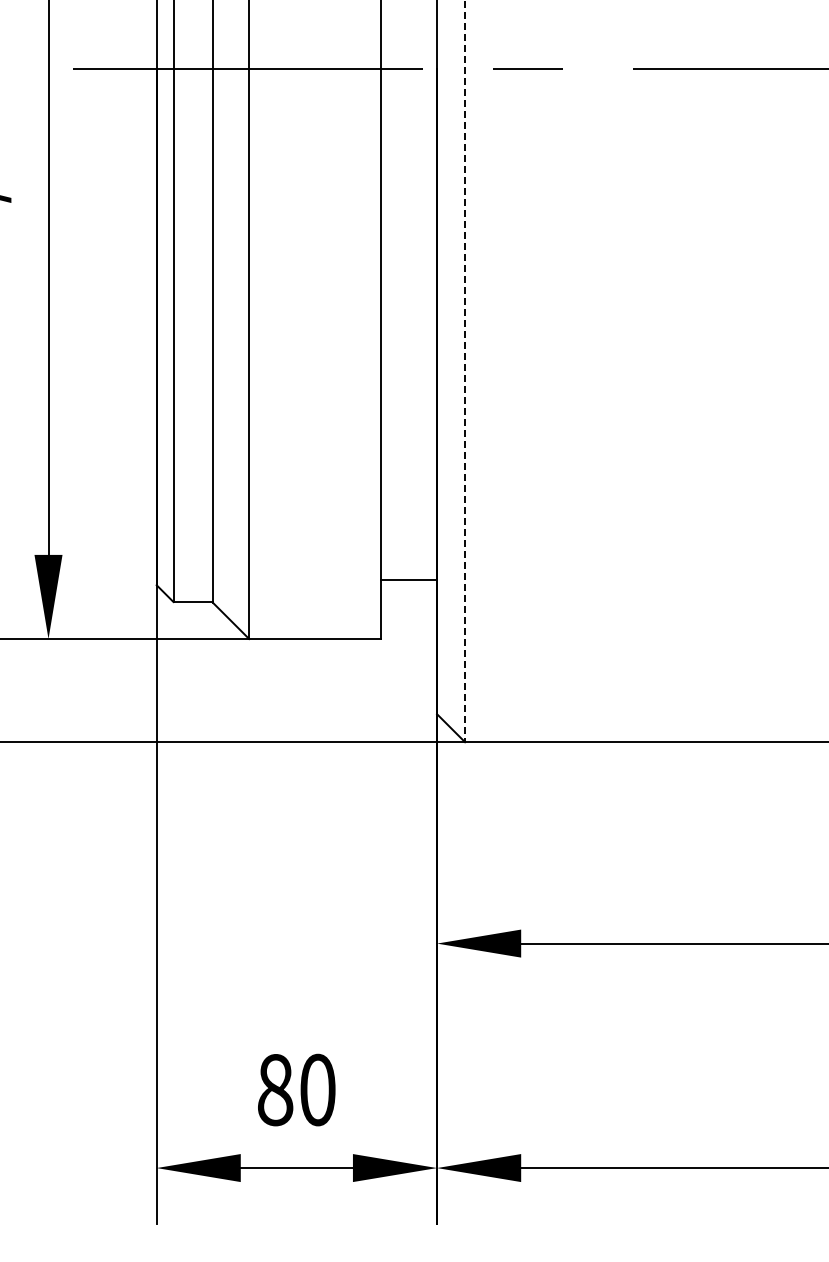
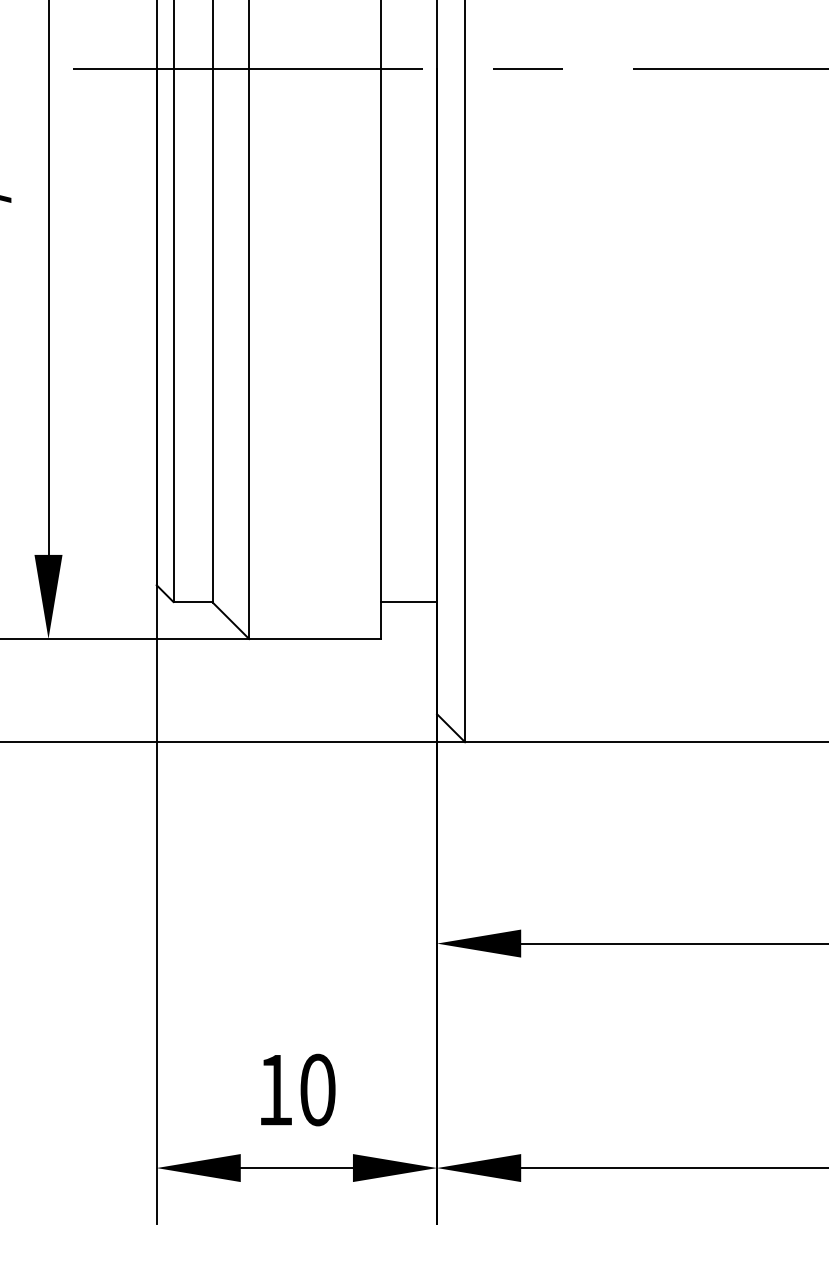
line: dashed -> solid (465, 371)
line position: (408, 580) -> (408, 602) (408, 602)
text: 80 -> 10 (275, 1090)
